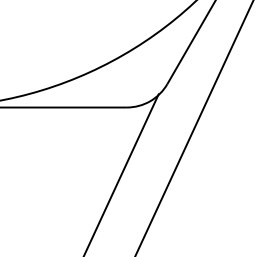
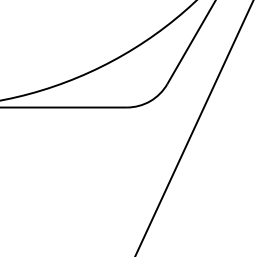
line: present -> none (121, 173)
